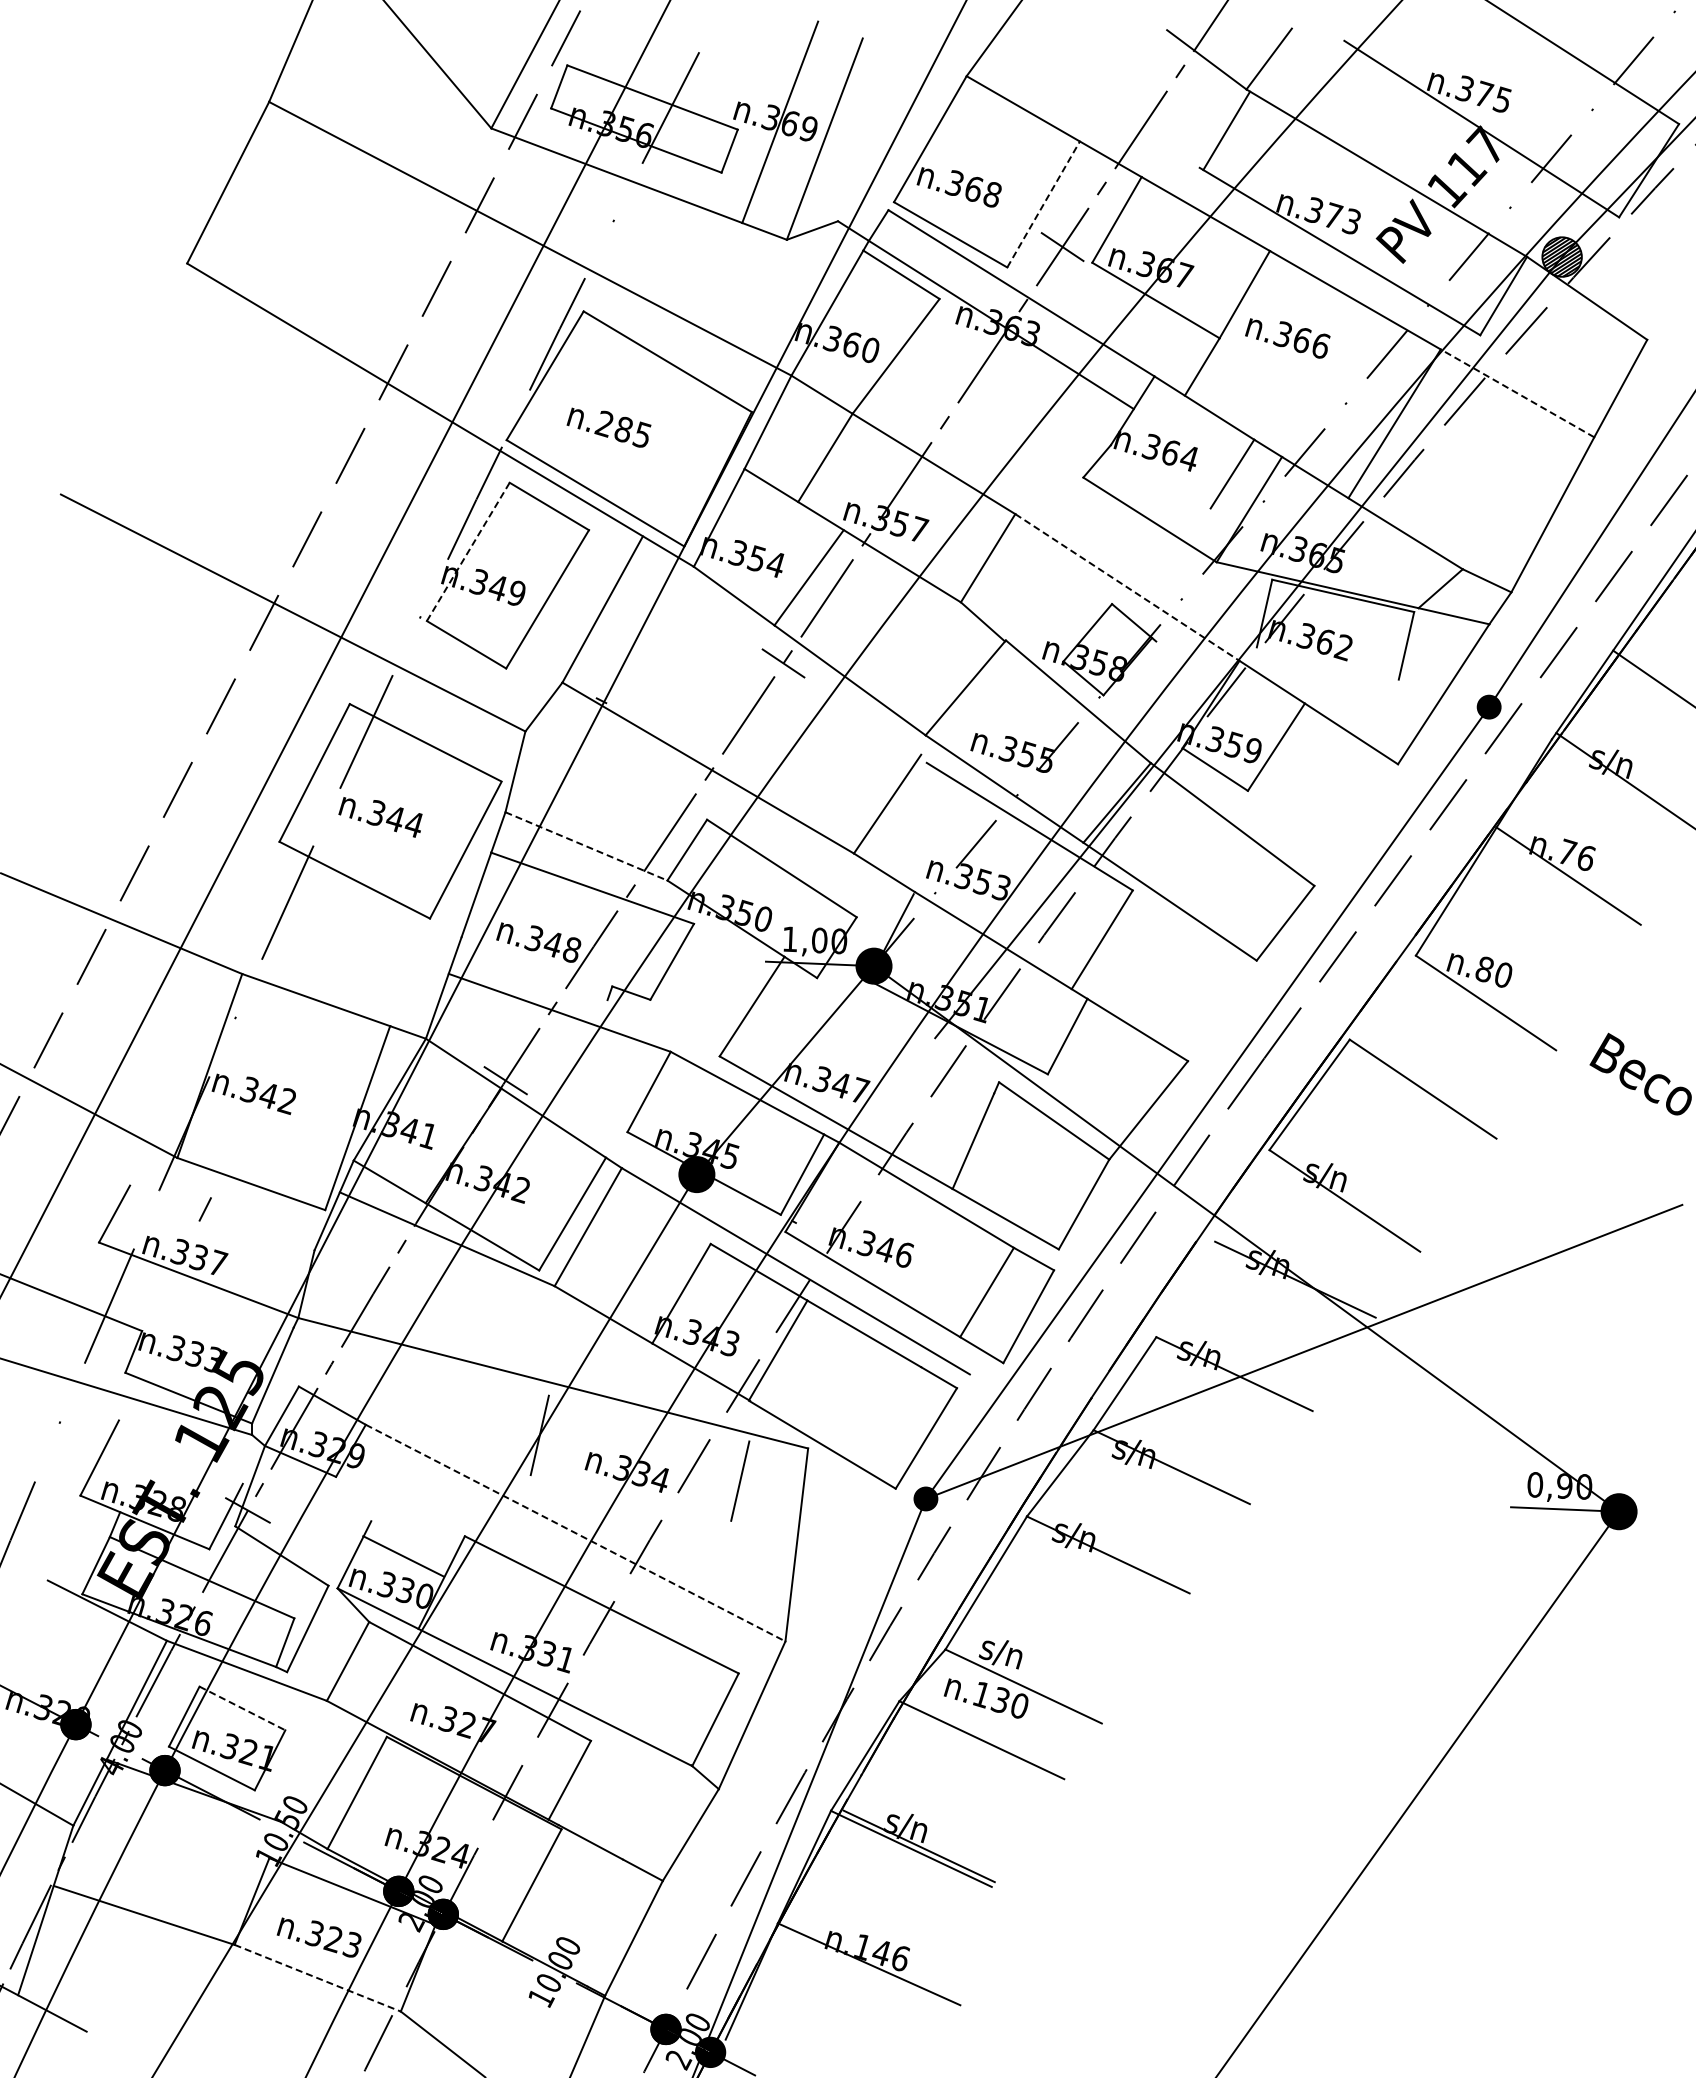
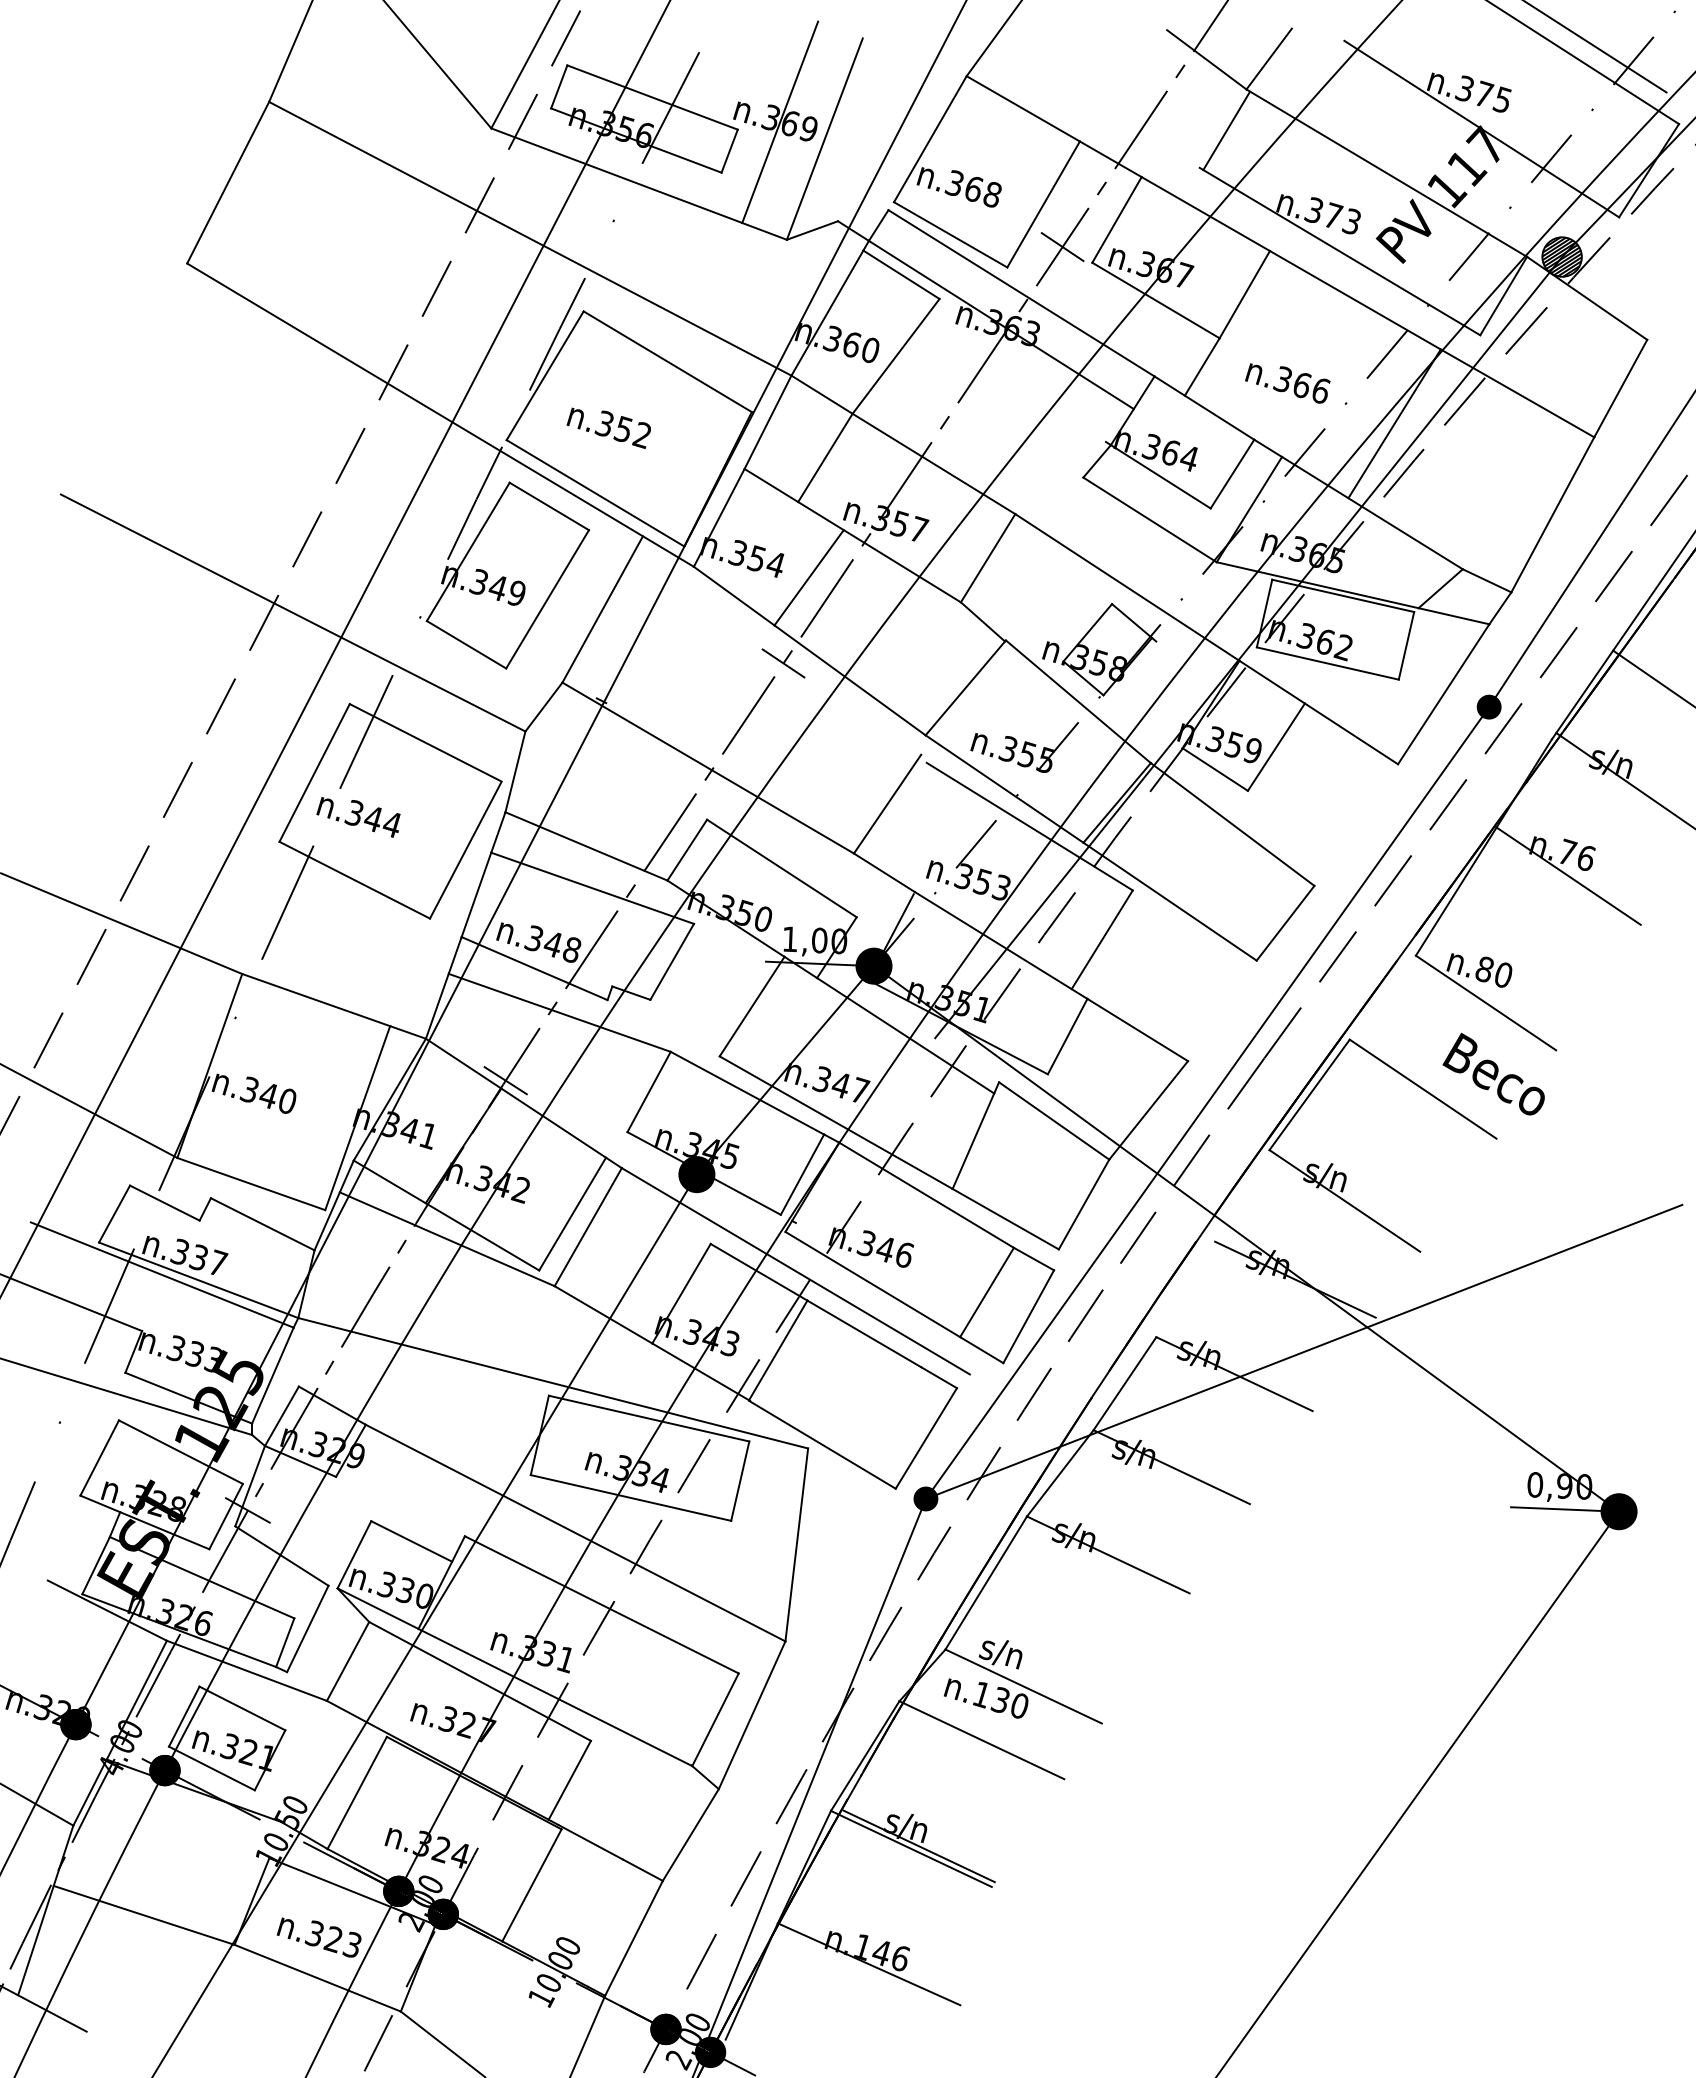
line: none -> present (1595, 47)
line: dashed -> solid (1043, 204)
text position: (1287, 338) -> (1287, 383) (1287, 383)
line: dashed -> solid (1517, 393)
text: n.285 -> n.352 (622, 429)
line: none -> present (1157, 474)
line: dashed -> solid (468, 551)
line: dashed -> solid (1127, 587)
line: none -> present (1327, 663)
text position: (380, 817) -> (358, 817) (358, 817)
line: dashed -> solid (586, 846)
line: none -> present (534, 968)
line: none -> present (905, 1035)
text position: (1640, 1073) -> (1493, 1073) (1493, 1073)
text: n.342 -> n.340 (286, 1101)
line: none -> present (164, 1202)
line: none -> present (262, 1224)
line: none -> present (161, 1274)
line: none -> present (648, 1418)
line: none -> present (180, 1451)
line: none -> present (630, 1497)
line: dashed -> solid (576, 1533)
line position: (403, 1556) -> (411, 1541) (411, 1541)
line: dashed -> solid (242, 1708)
line: dashed -> solid (317, 1978)
